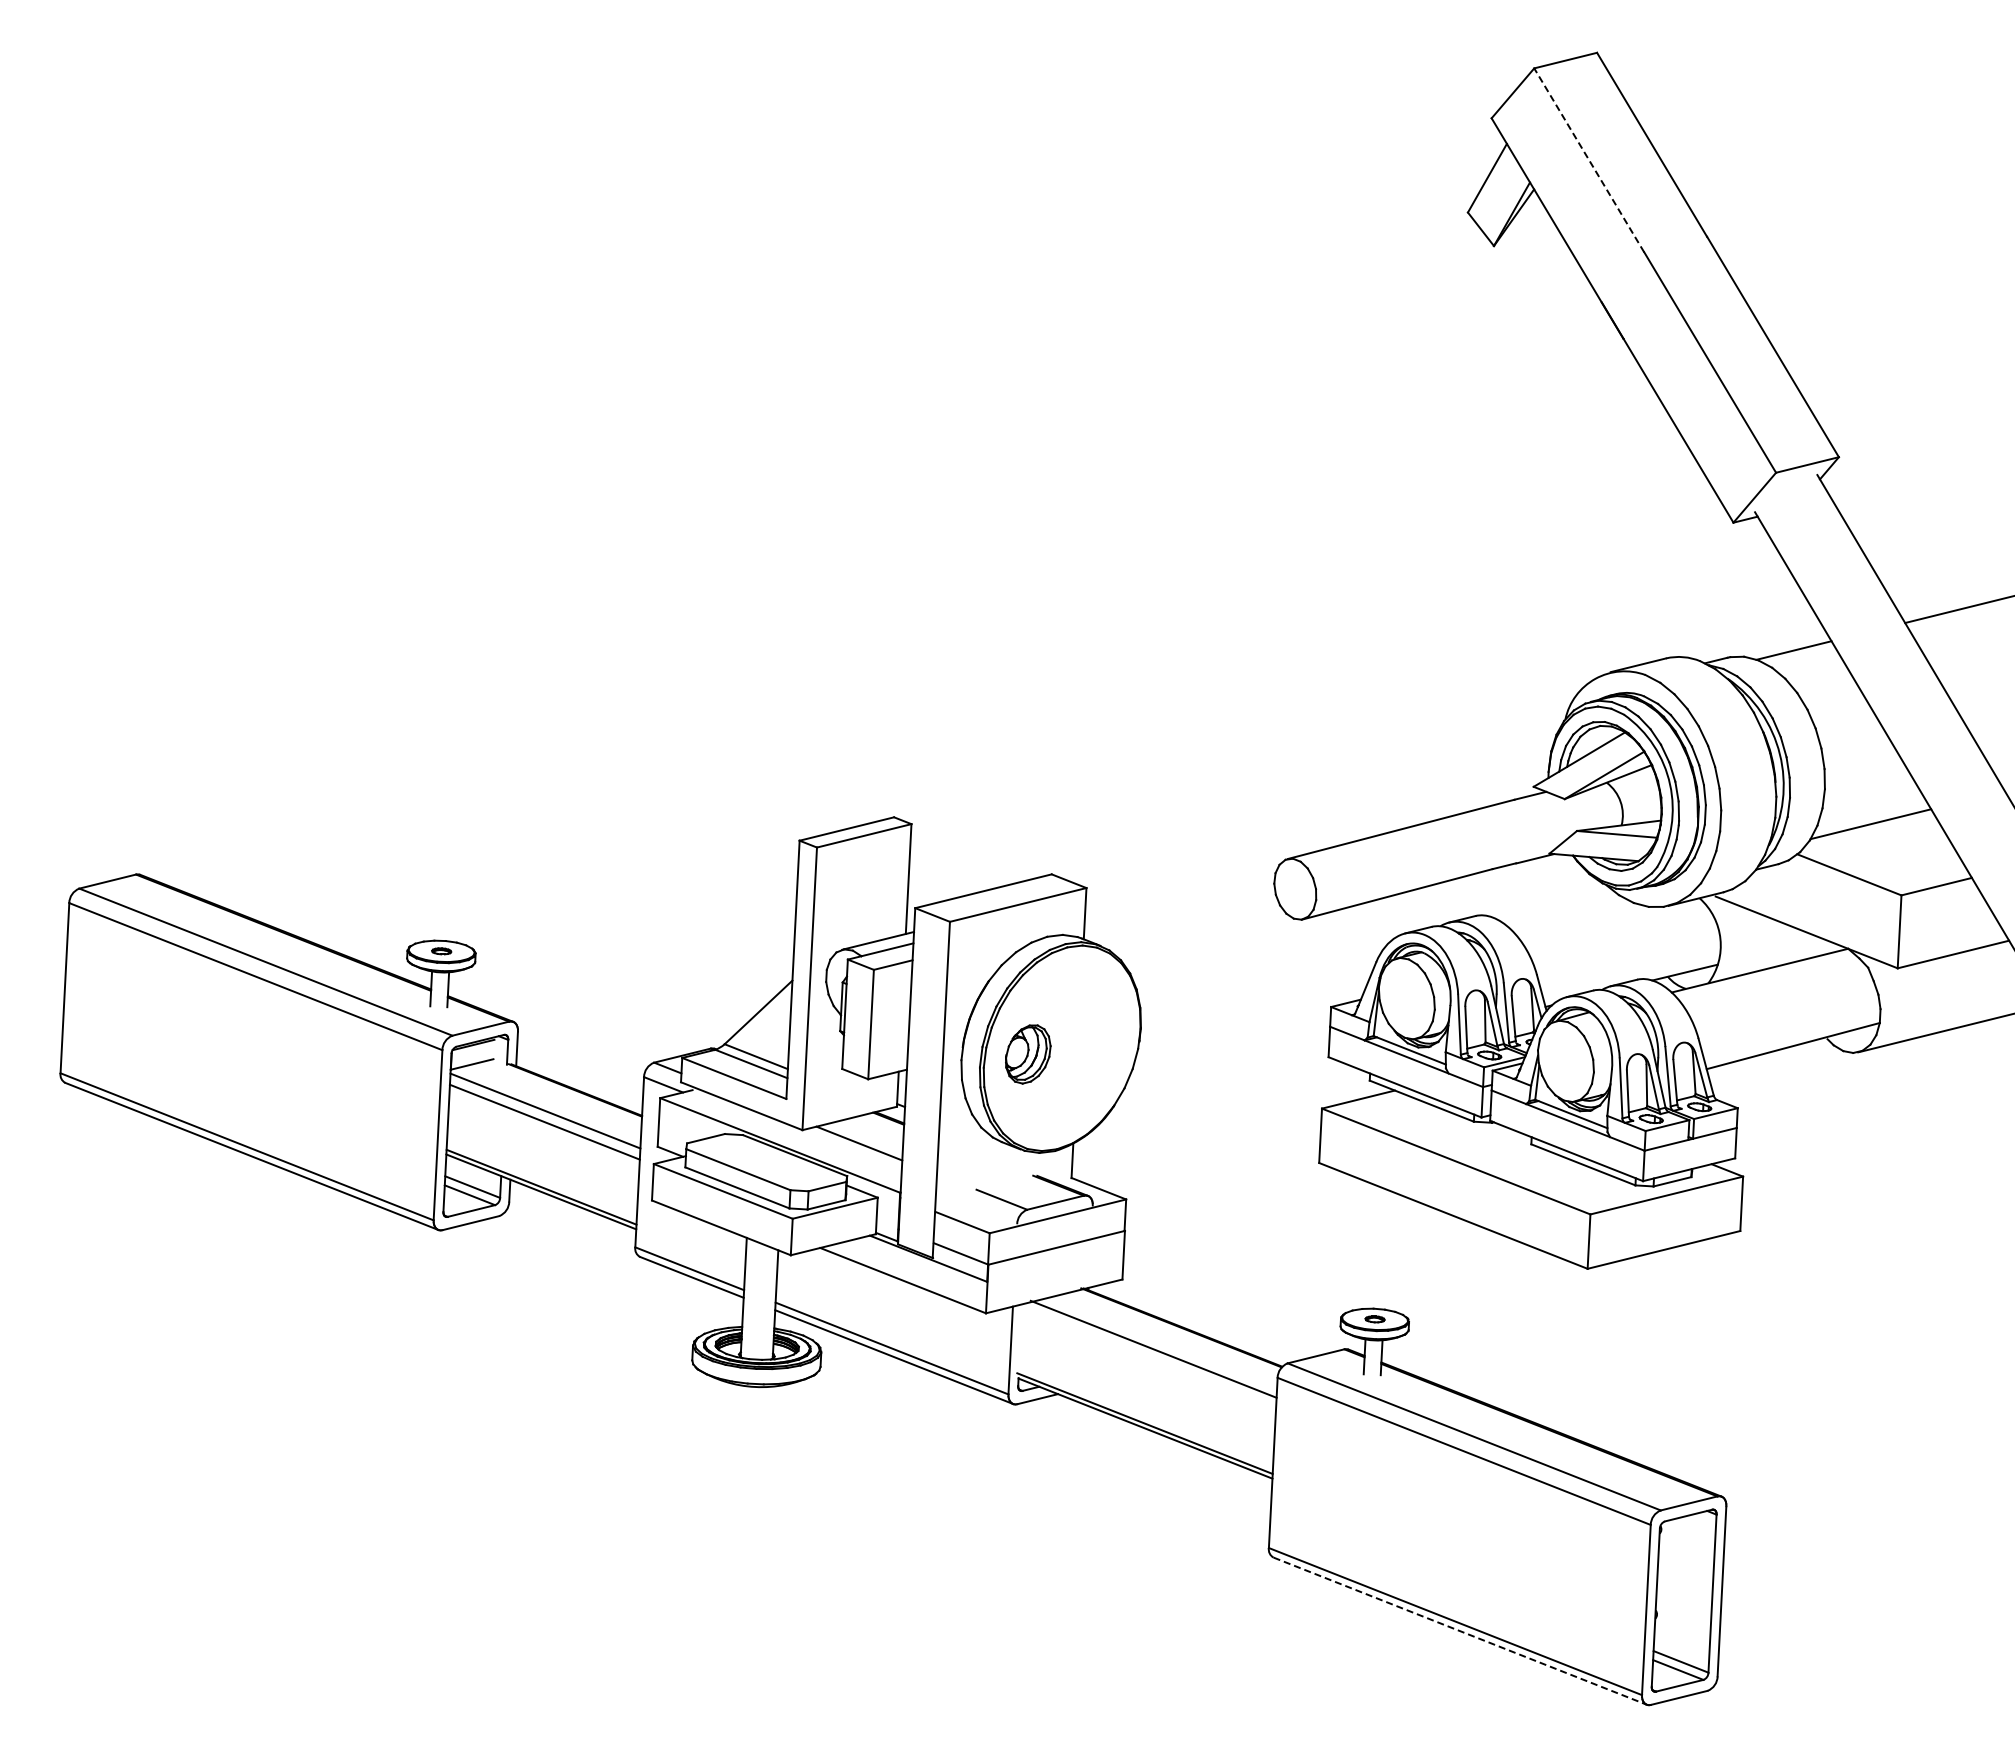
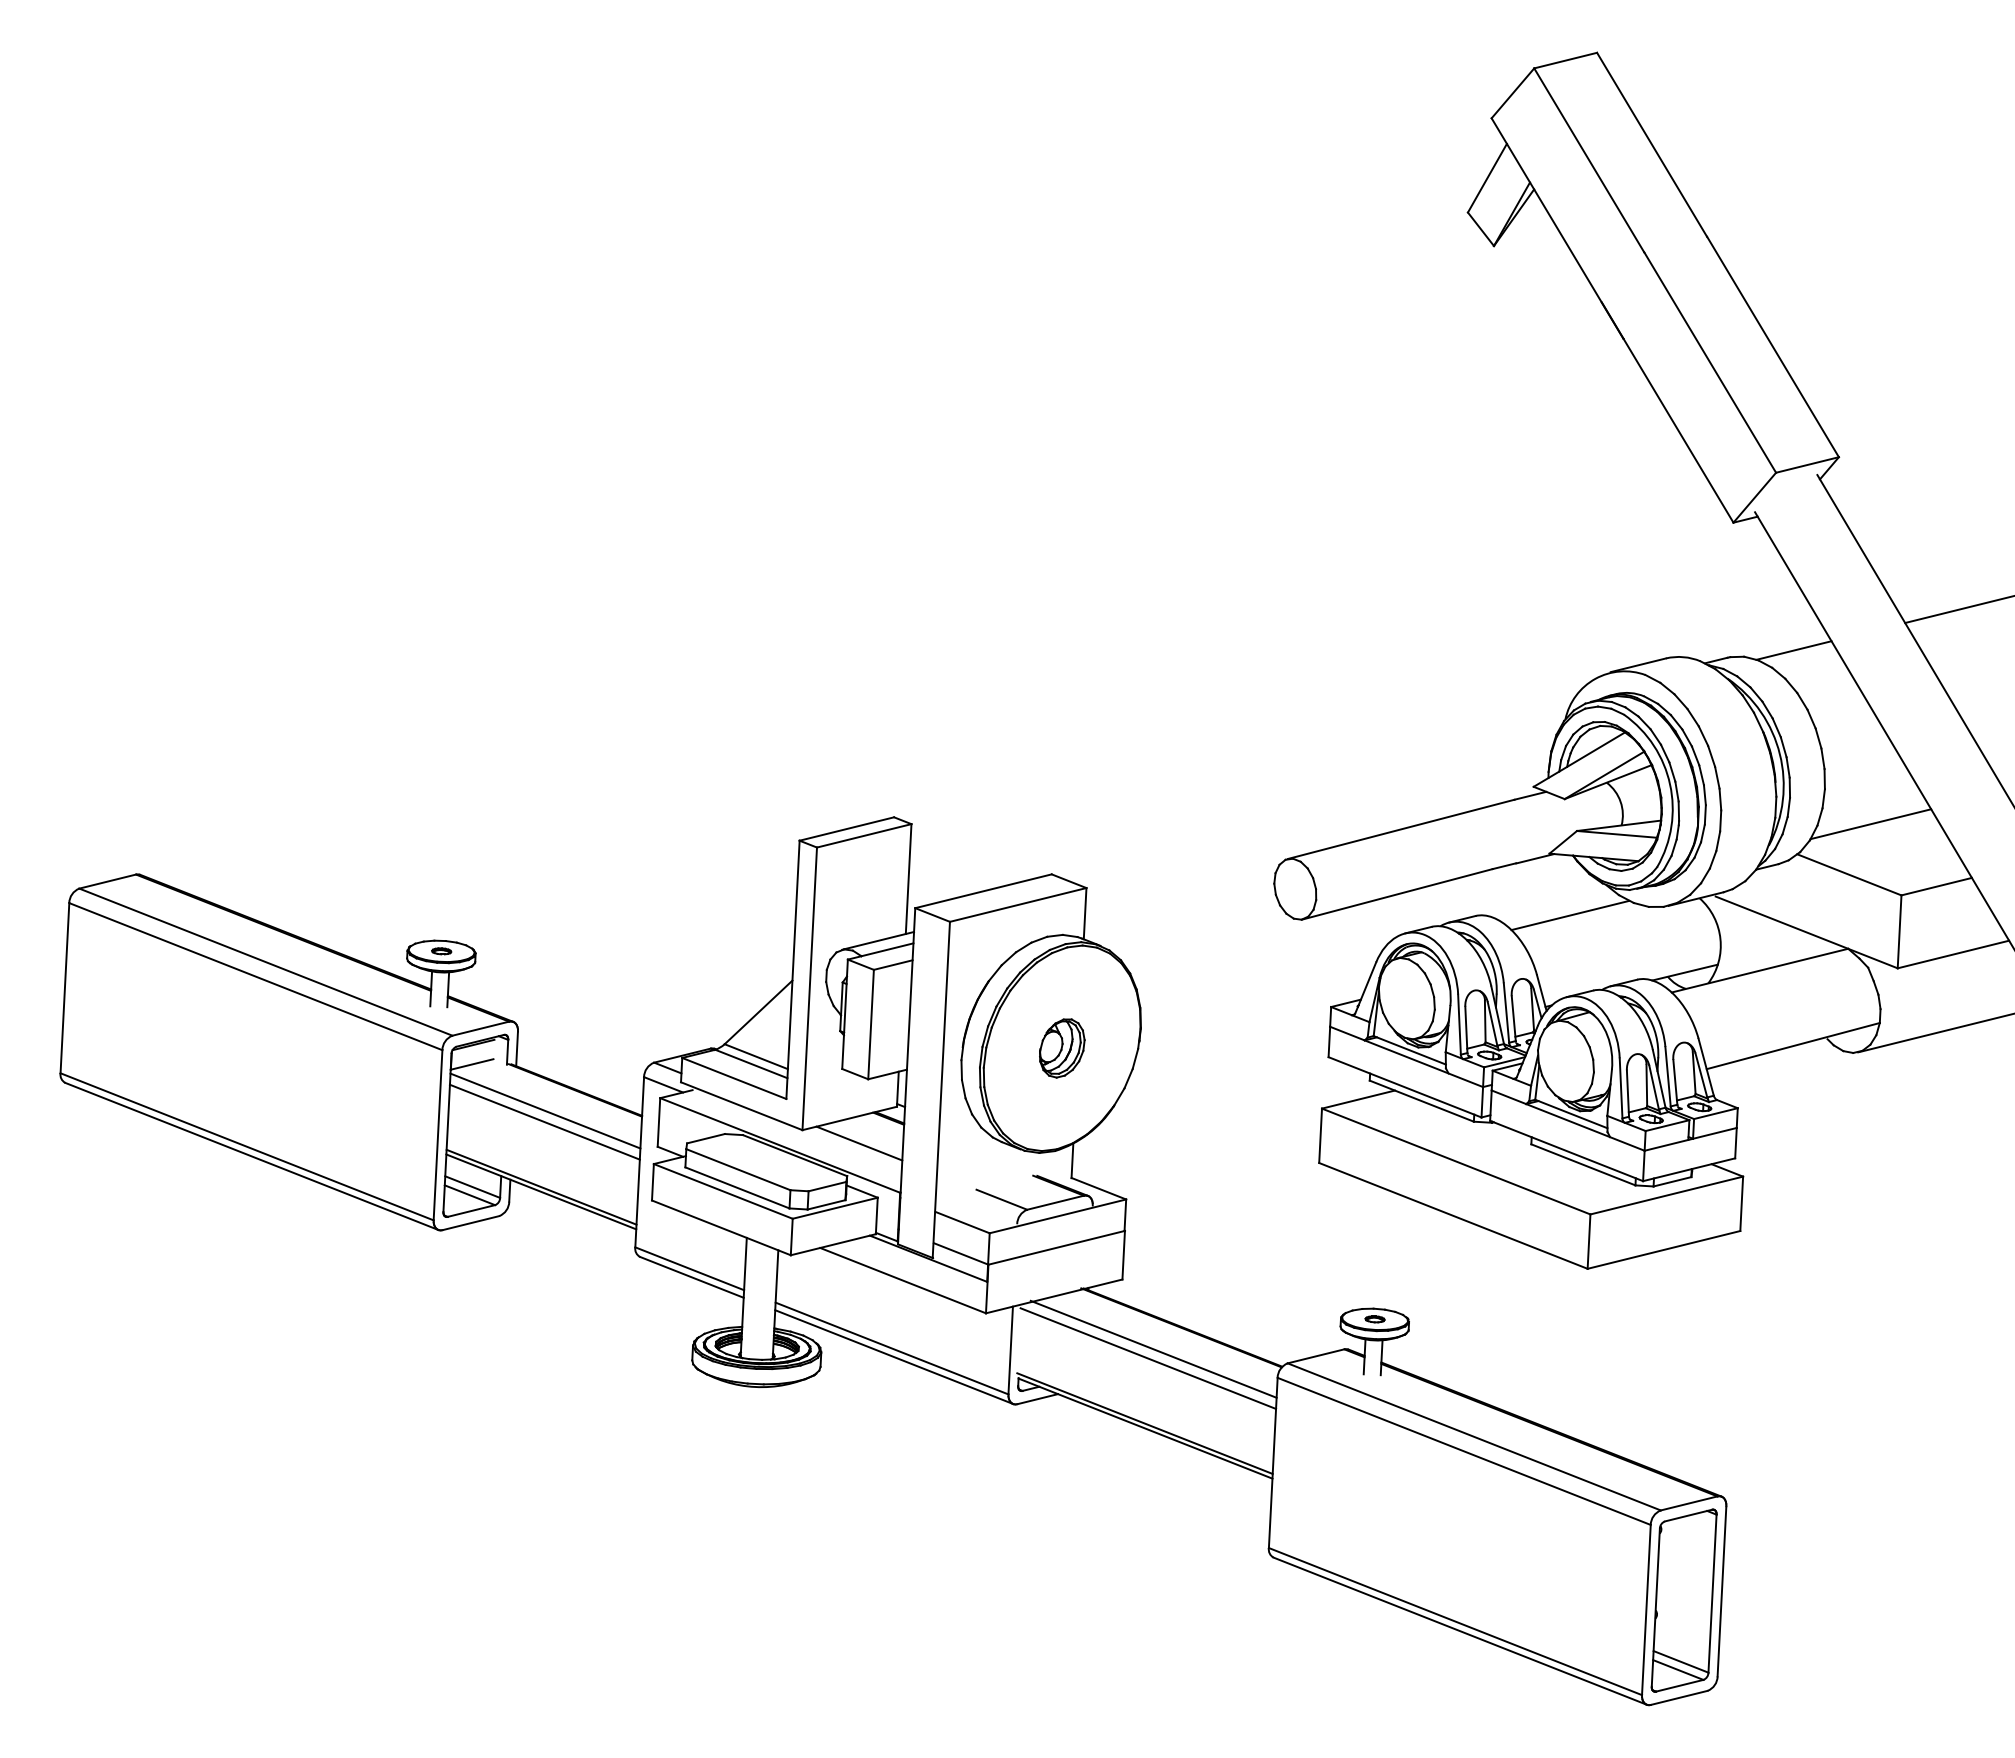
line: dashed -> solid (1589, 159)
line: none -> present (1570, 915)
part position: (1028, 1054) -> (1062, 1048) (1062, 1048)
line: none -> present (1148, 1358)
line: dashed -> solid (1460, 1631)
